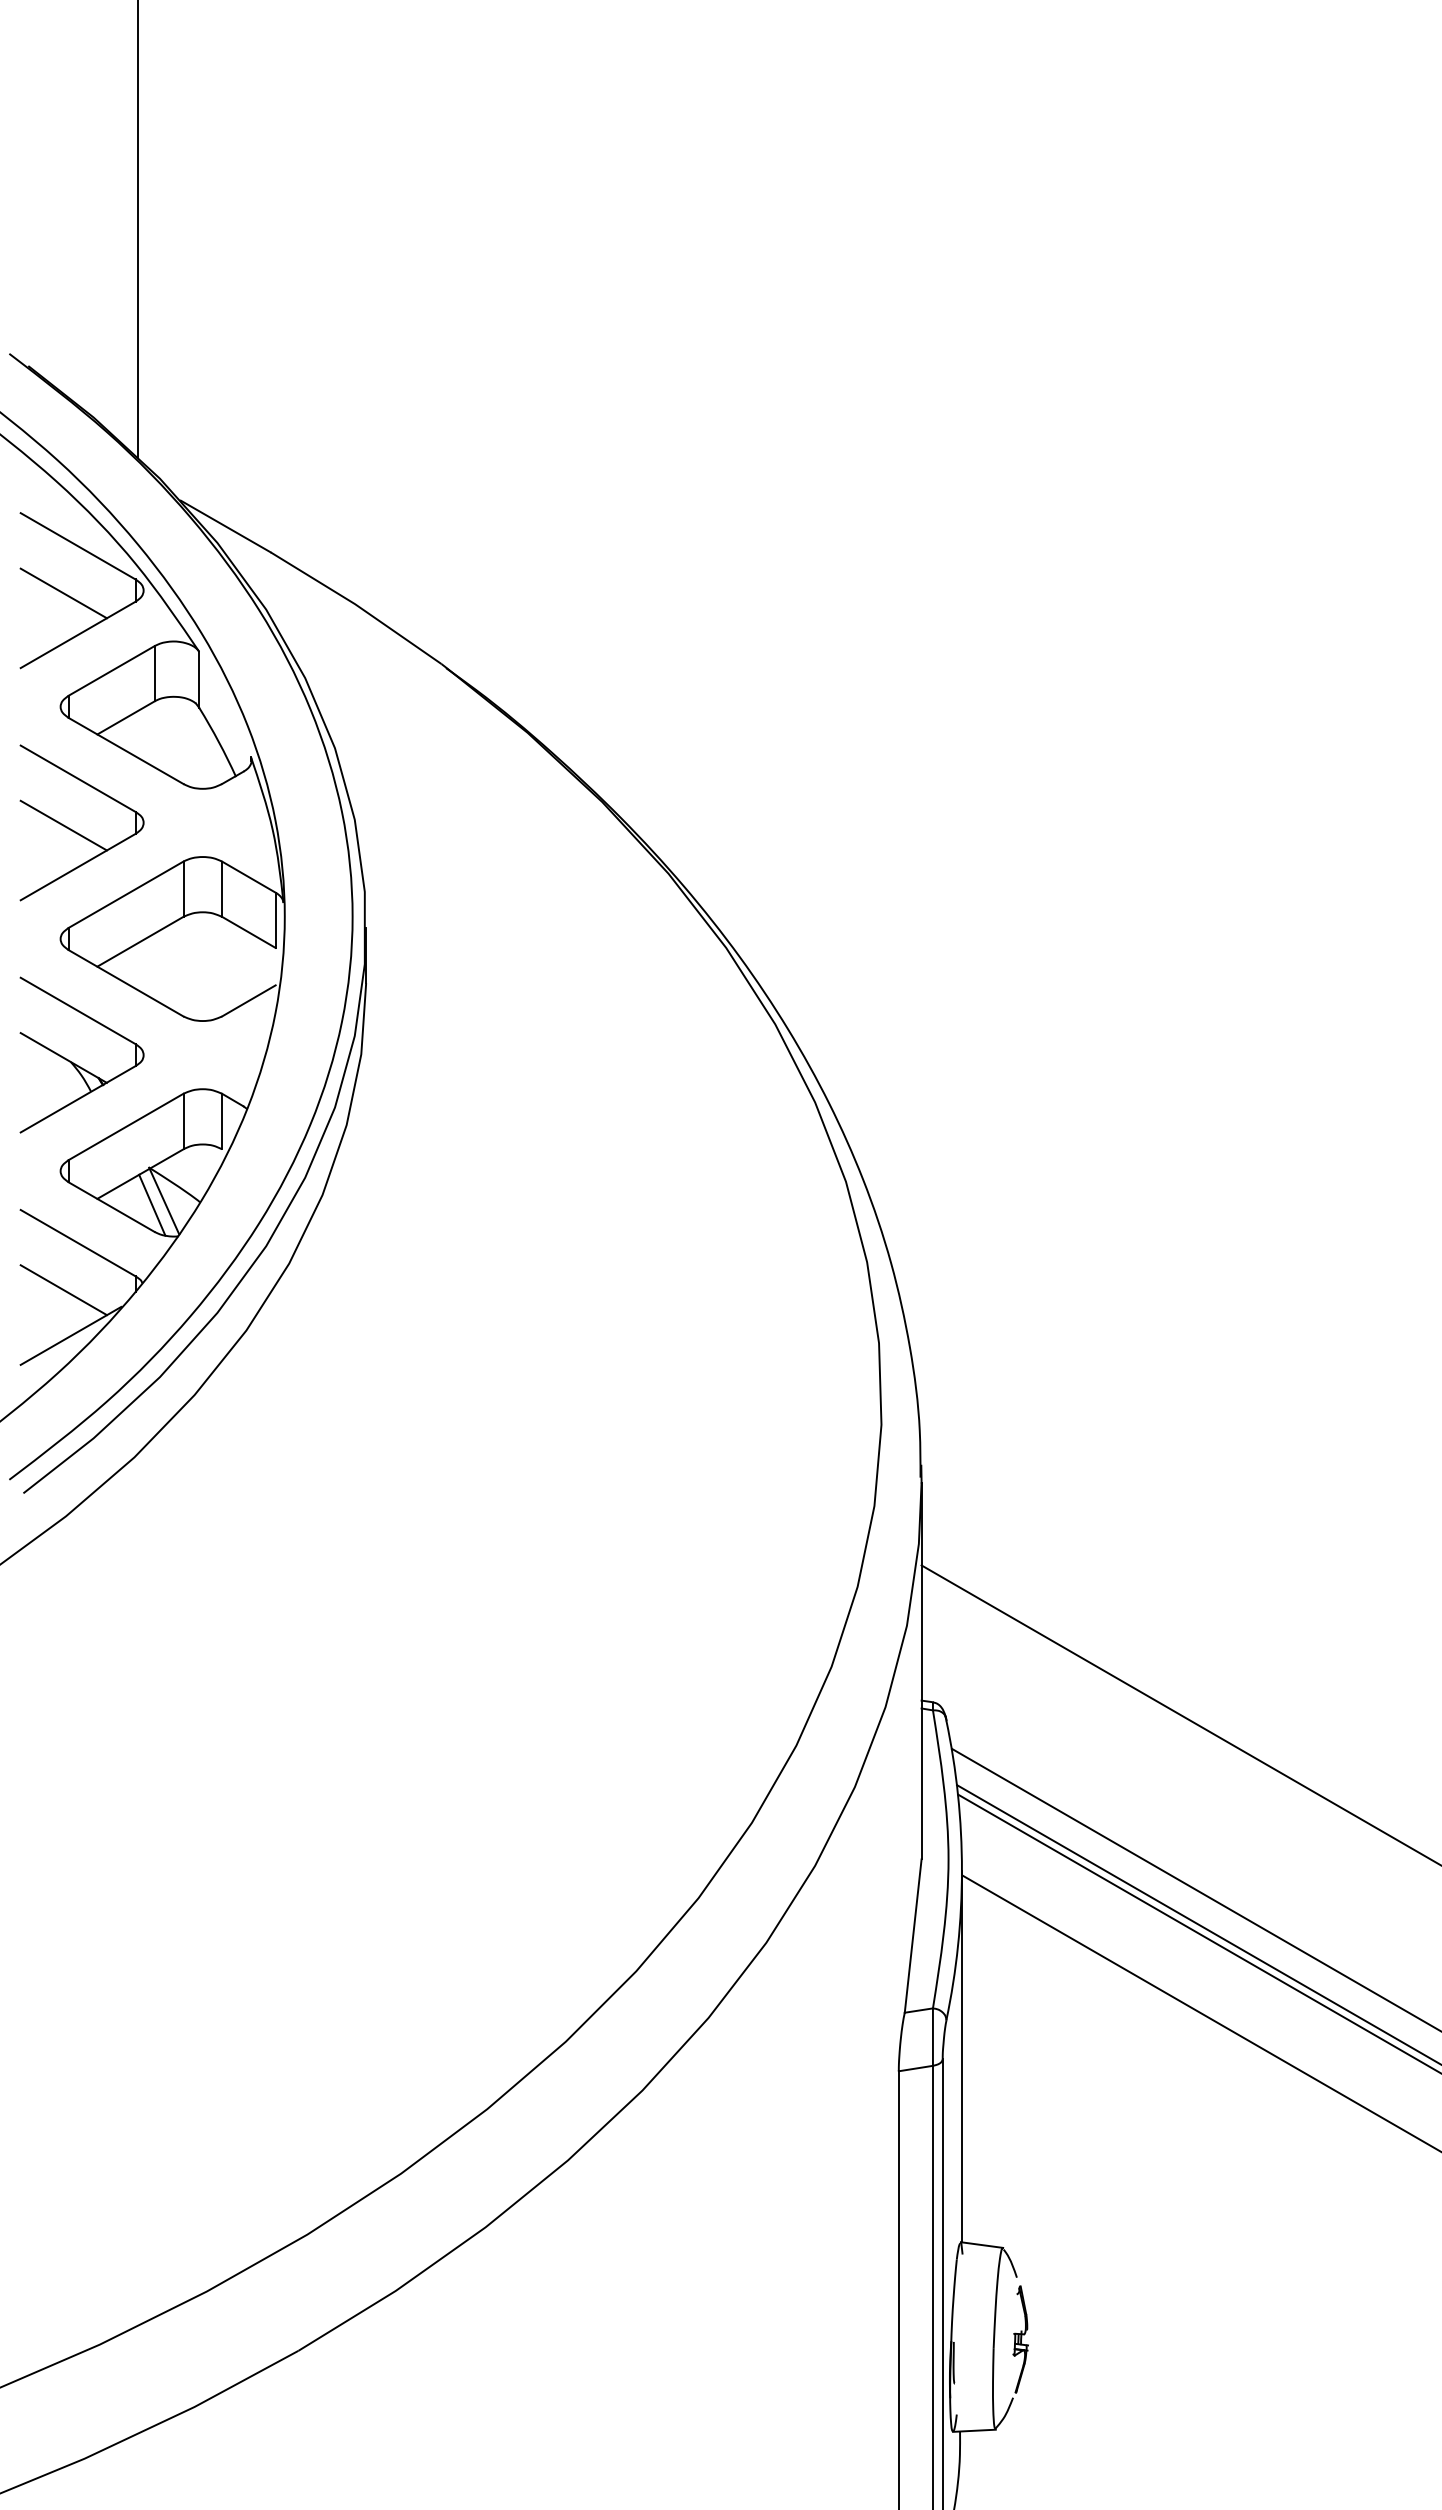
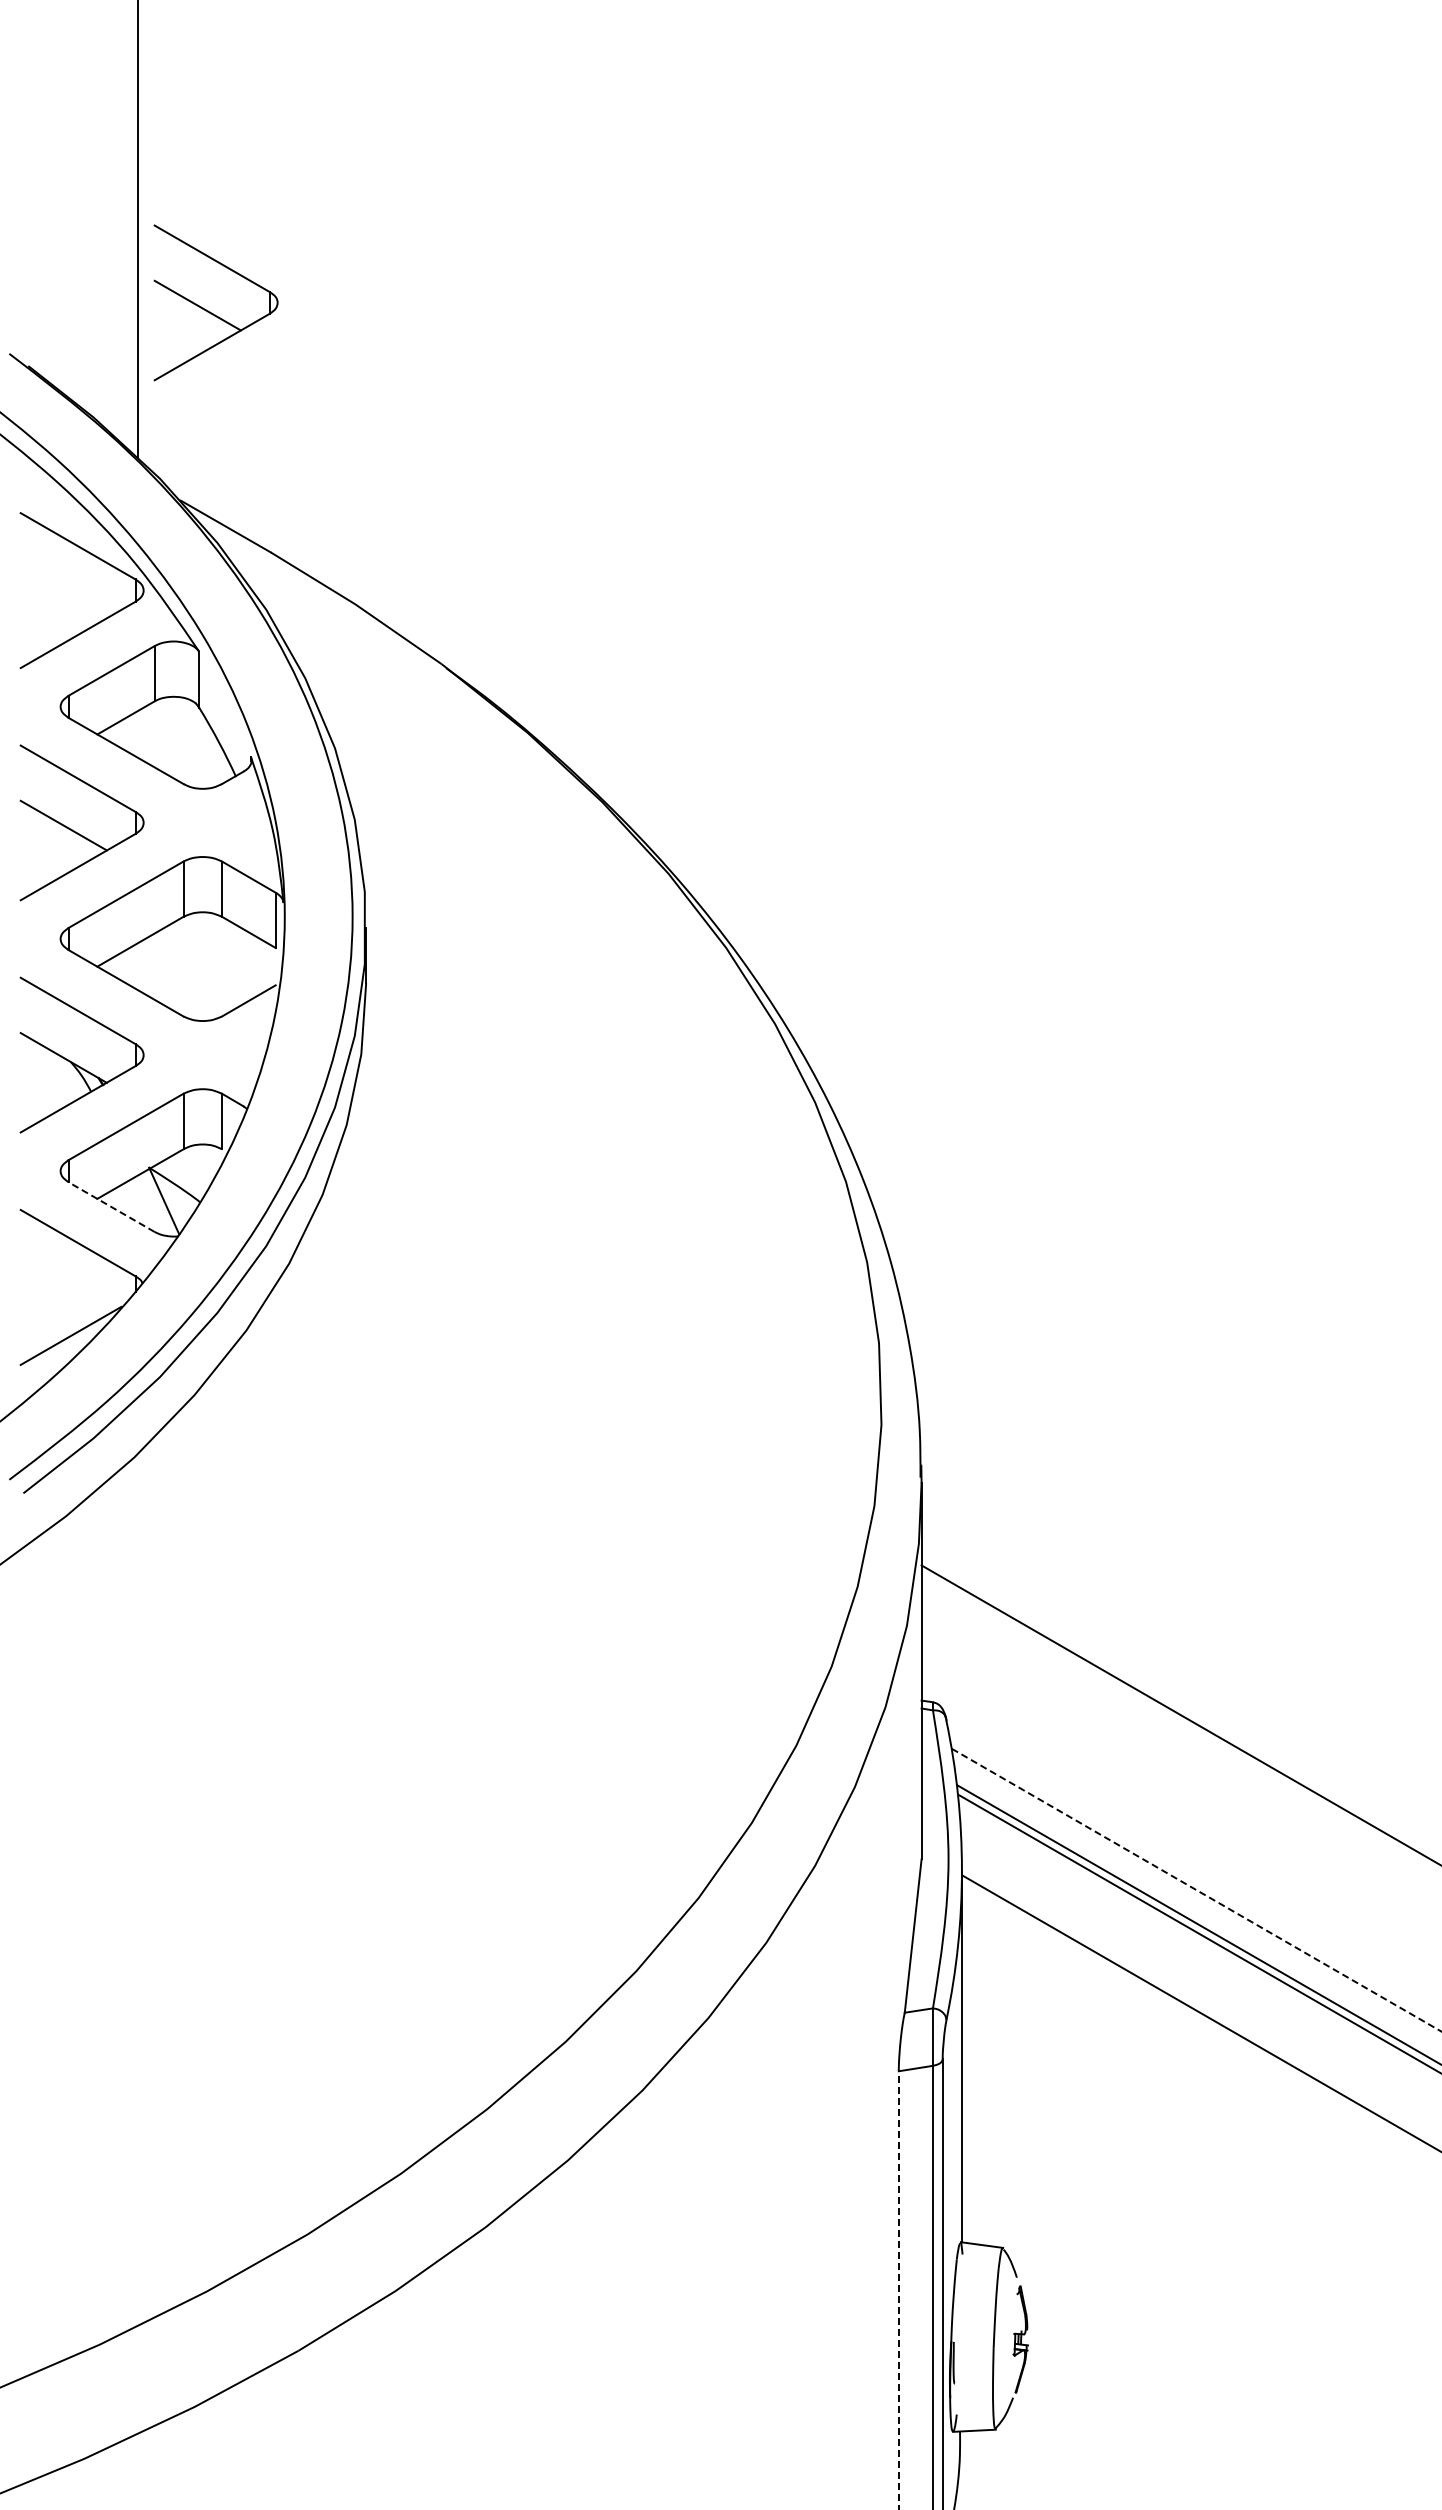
part: none -> present (210, 311)
line: present -> none (63, 593)
line: present -> none (152, 1204)
line: solid -> dashed (111, 1207)
line: present -> none (63, 1290)
line: solid -> dashed (1196, 1890)
line: solid -> dashed (898, 2290)
